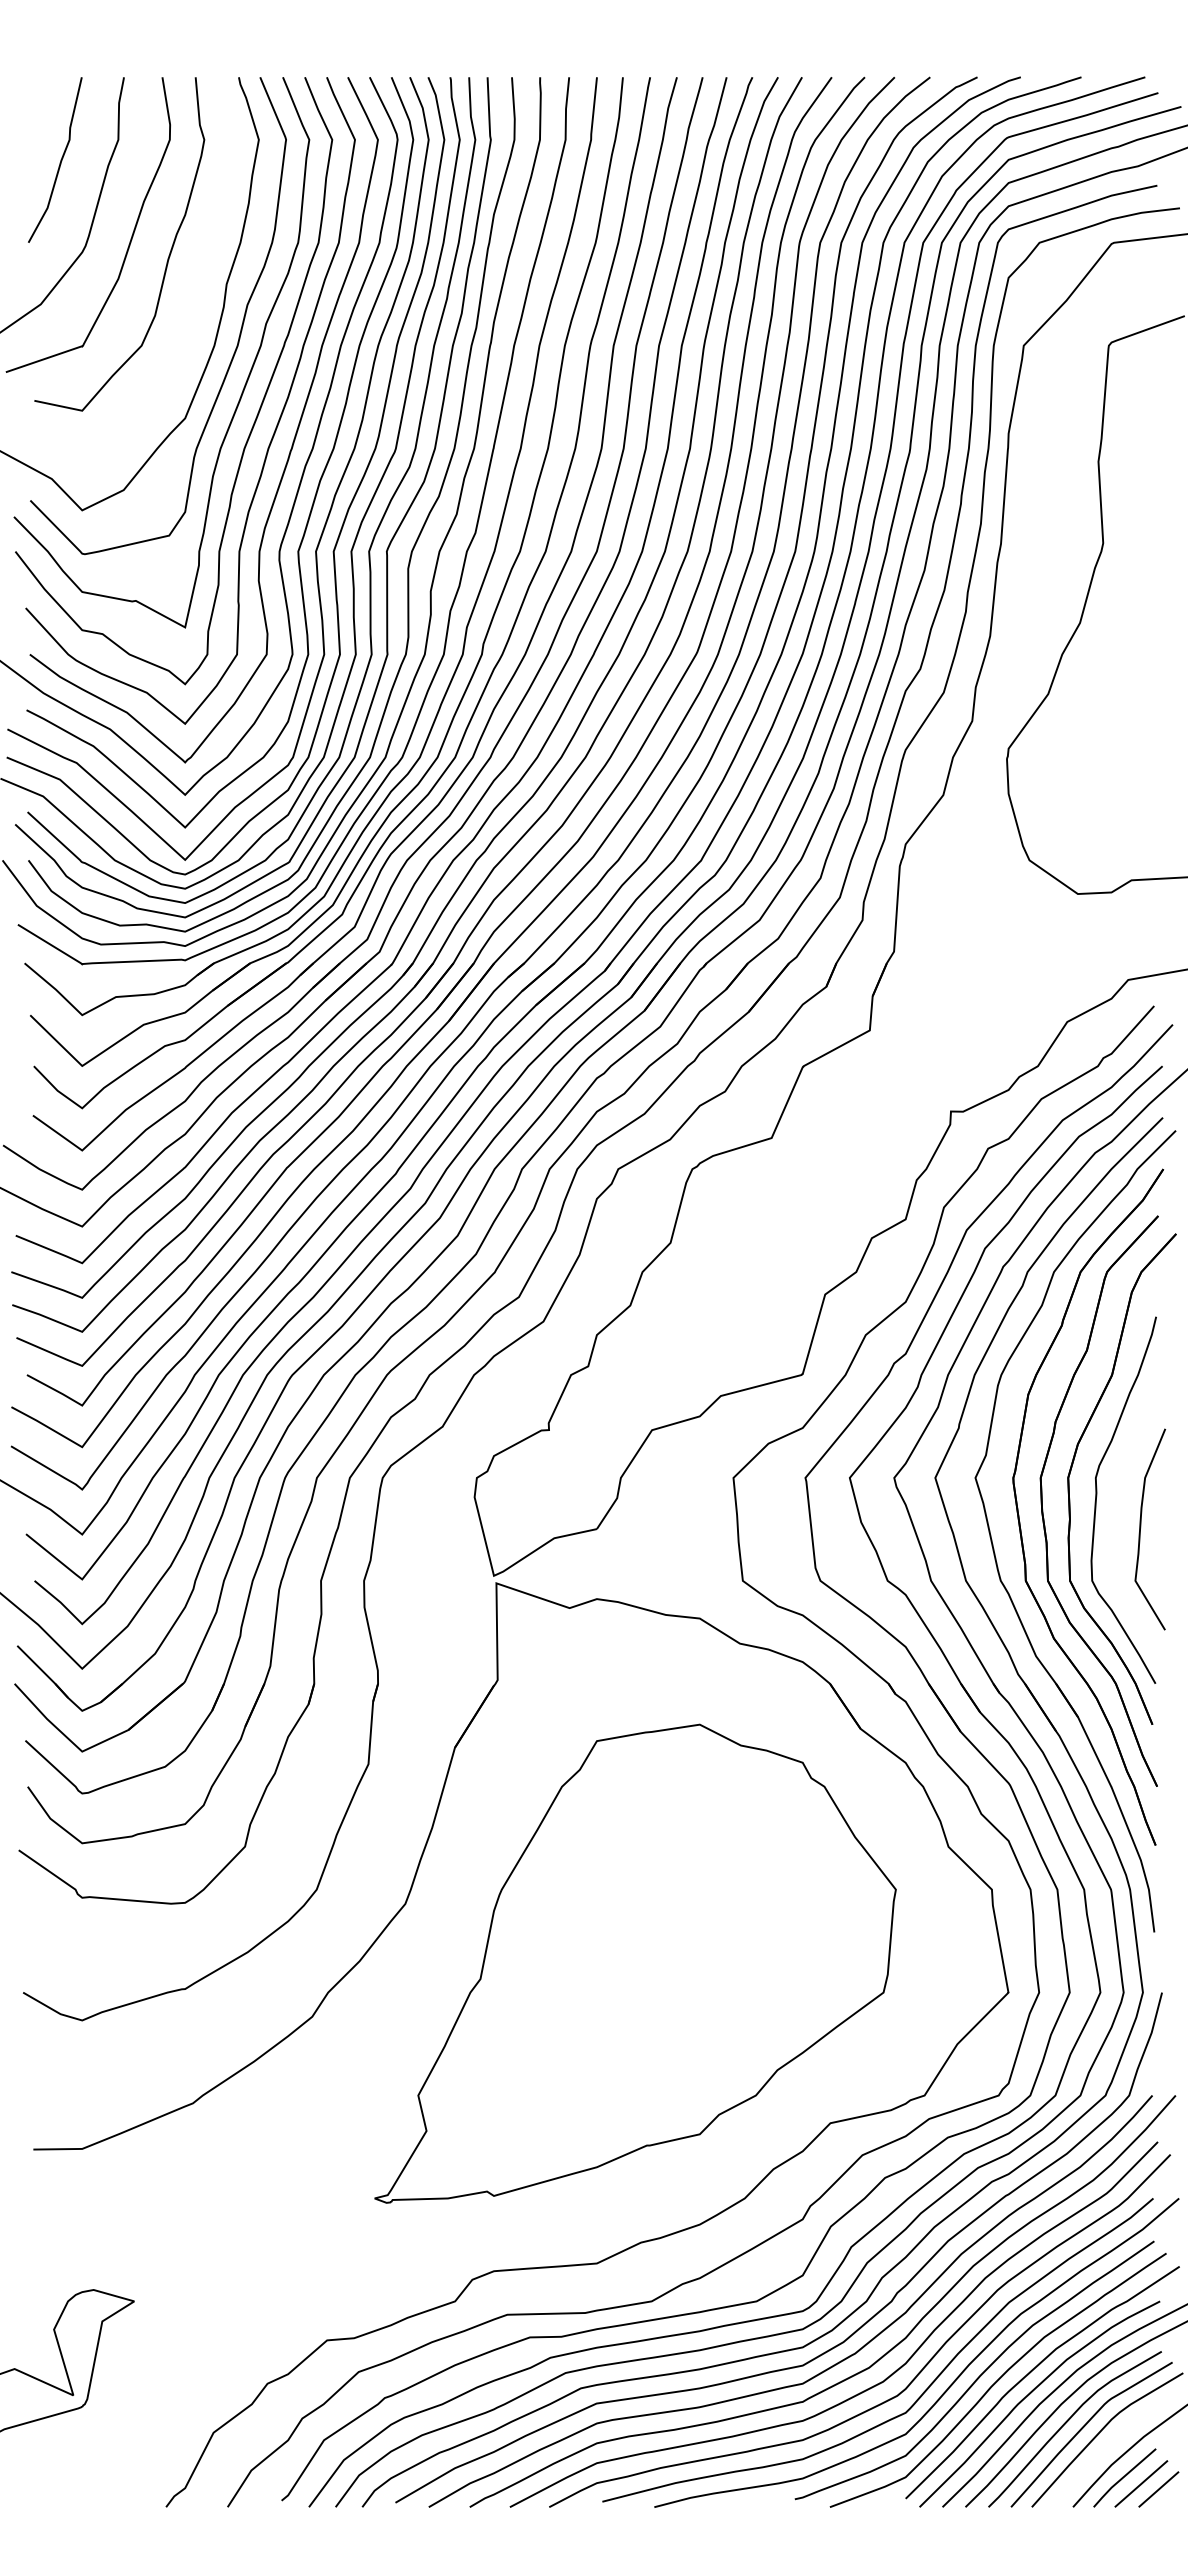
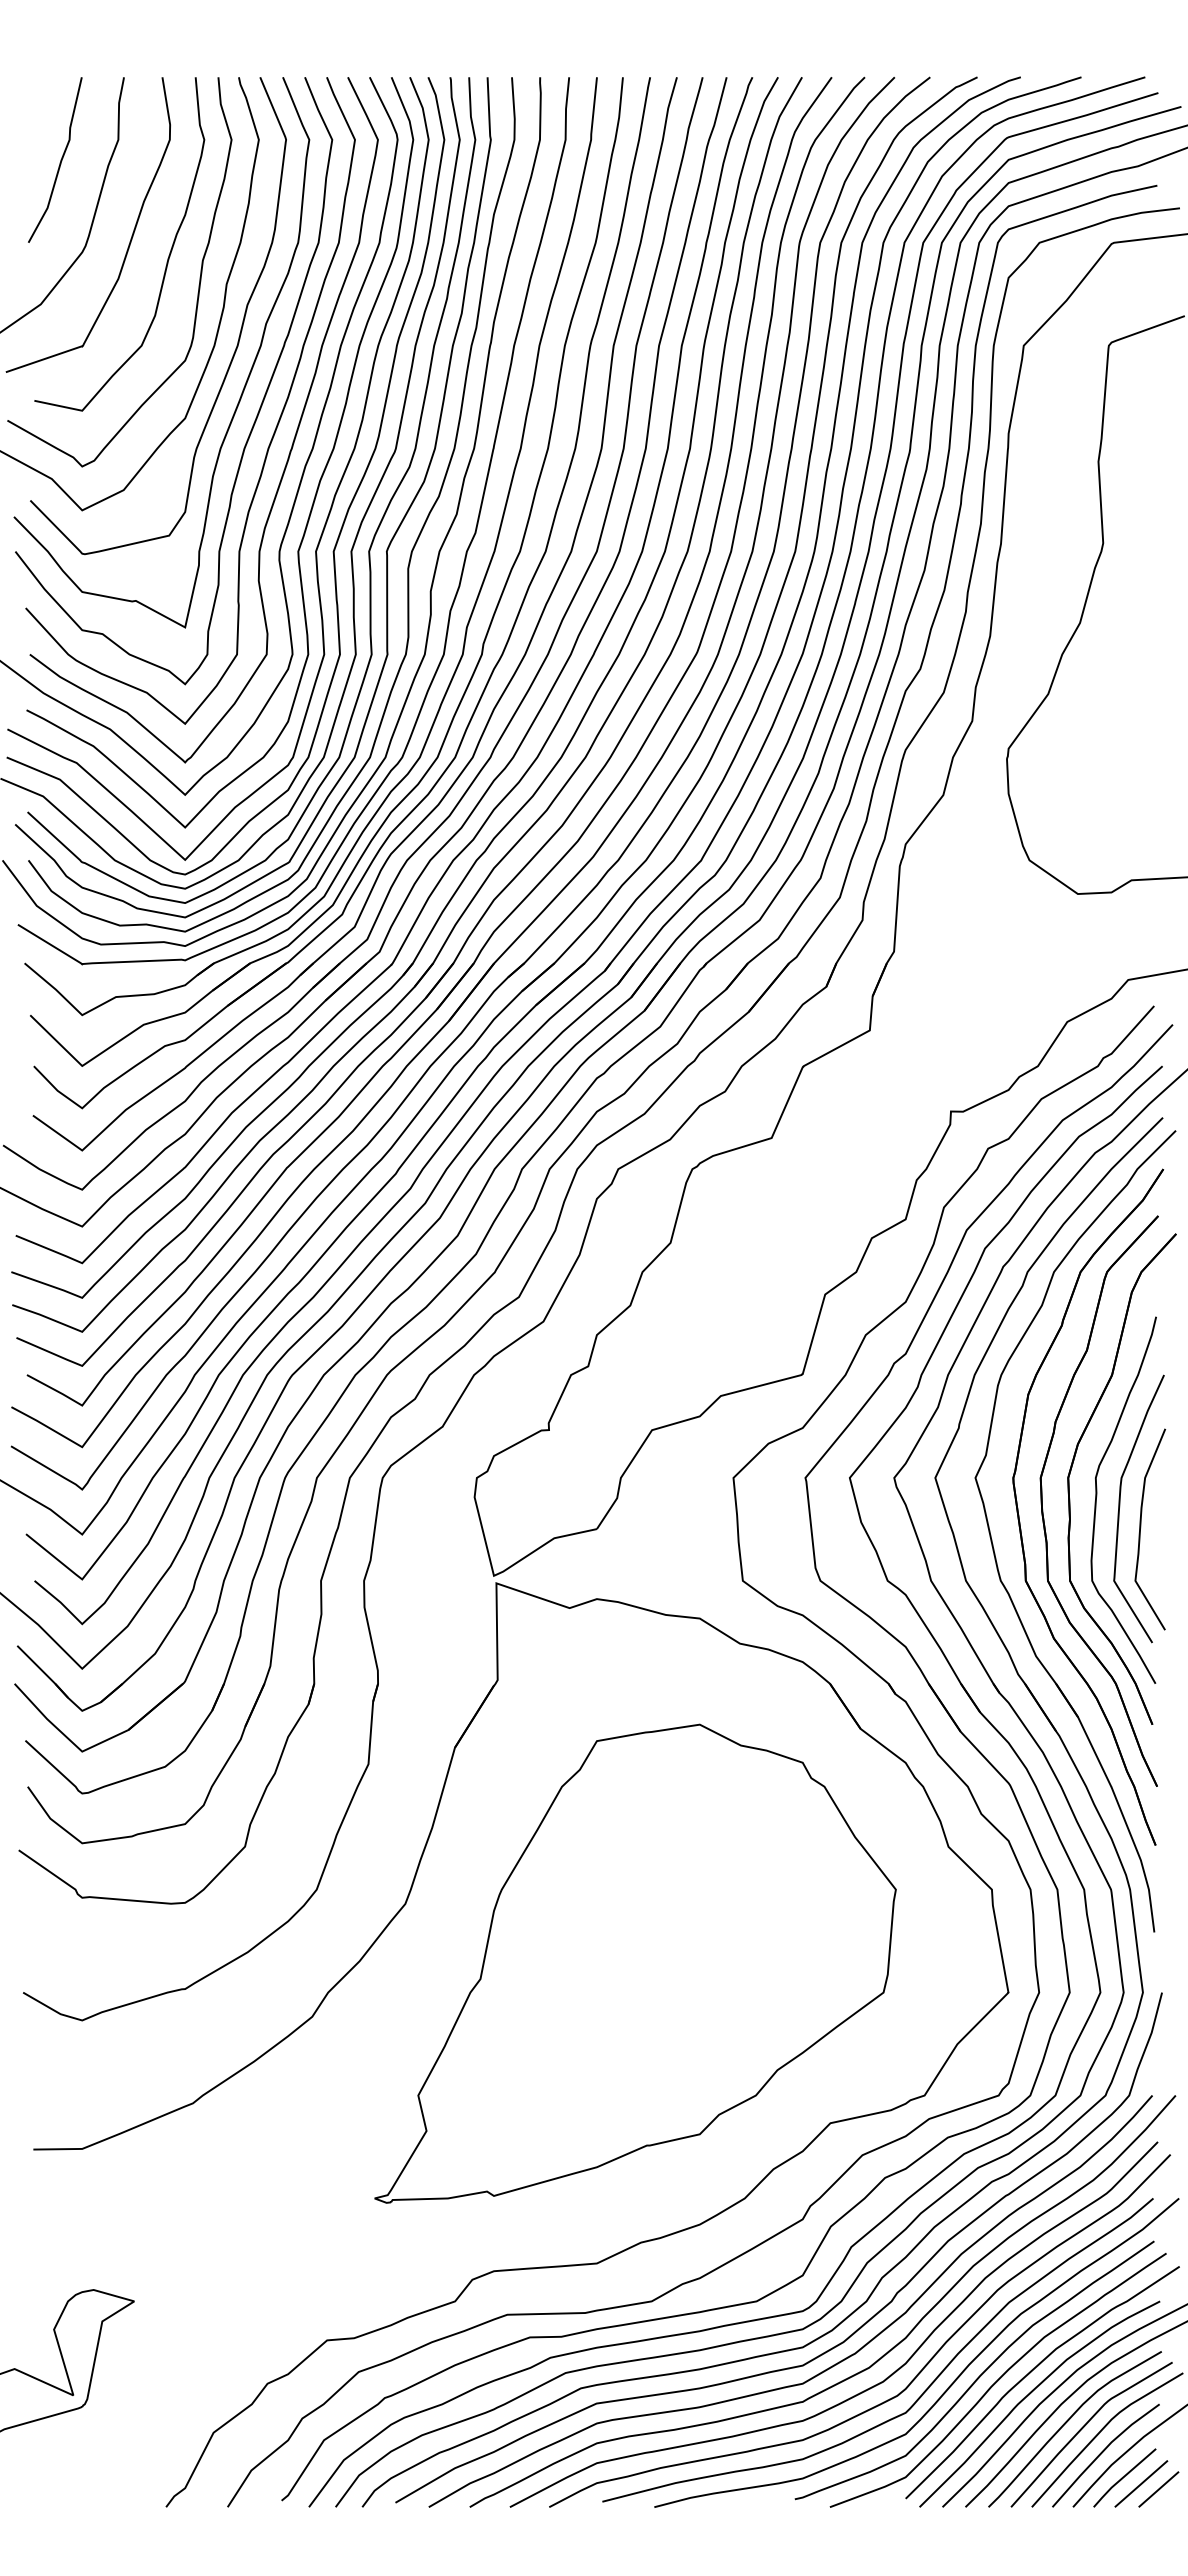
curve: none -> present (198, 285)
curve: none -> present (1120, 1506)
line: none -> present (1103, 2452)
